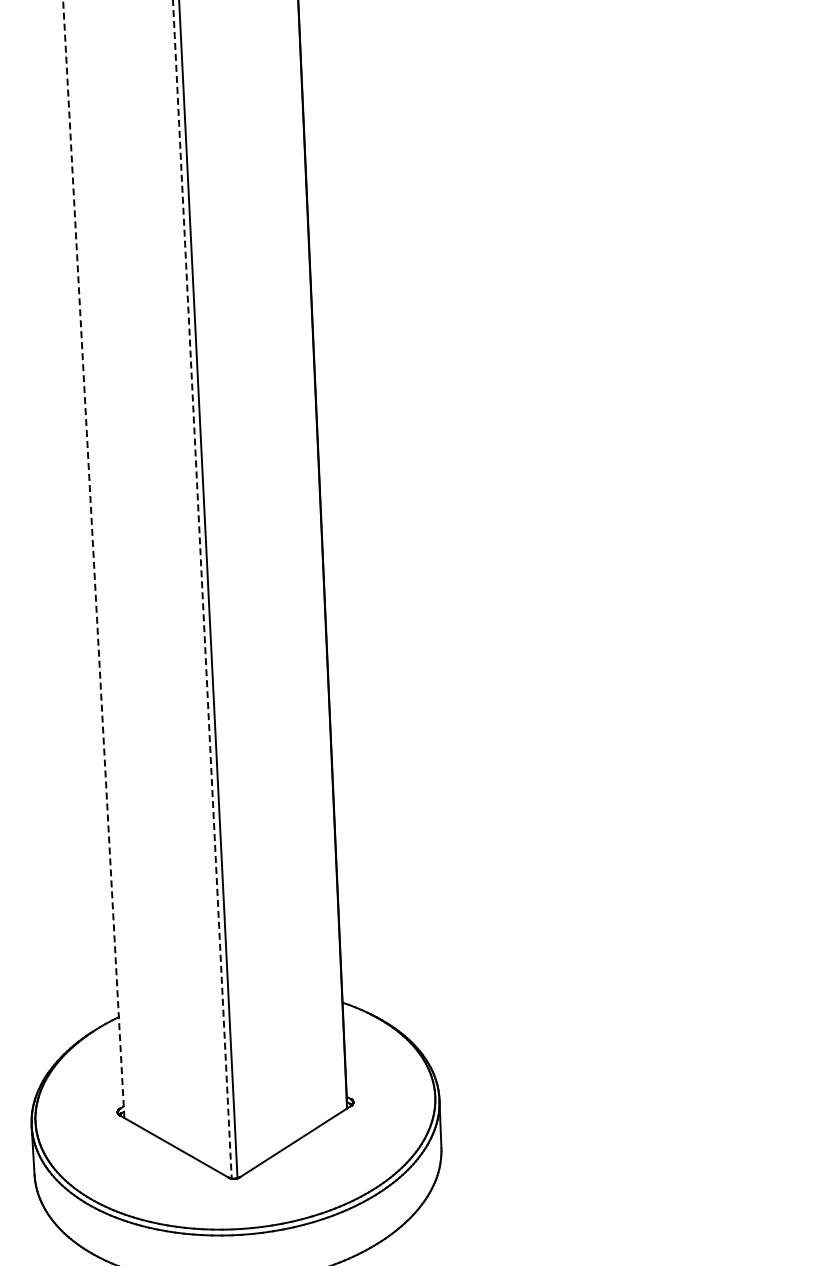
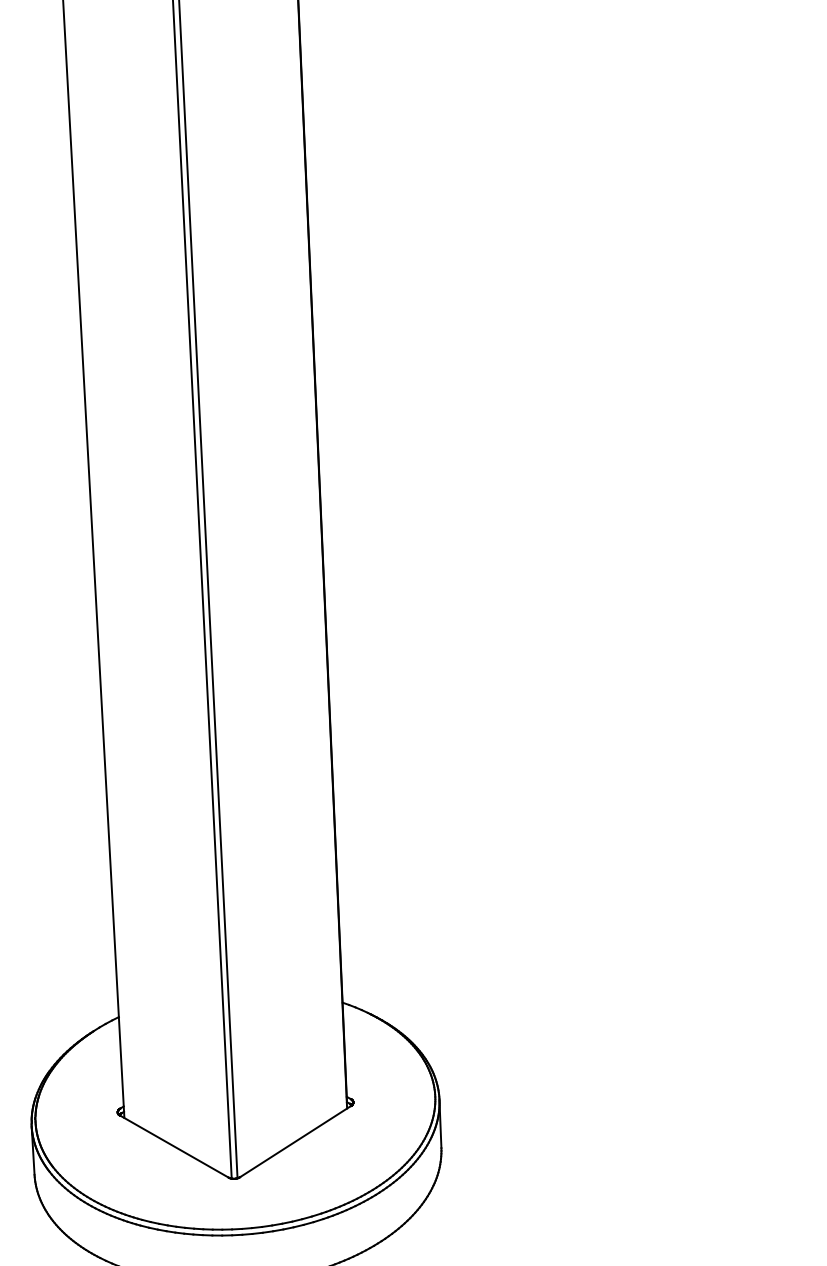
line: dashed -> solid (93, 558)
line: dashed -> solid (202, 589)
